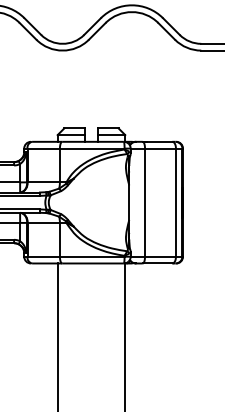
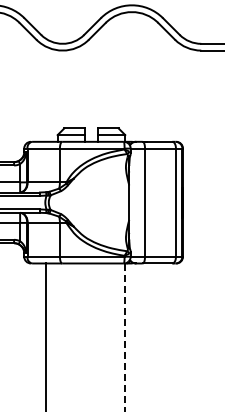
line position: (57, 335) -> (45, 335) (45, 335)
line: solid -> dashed (125, 337)
